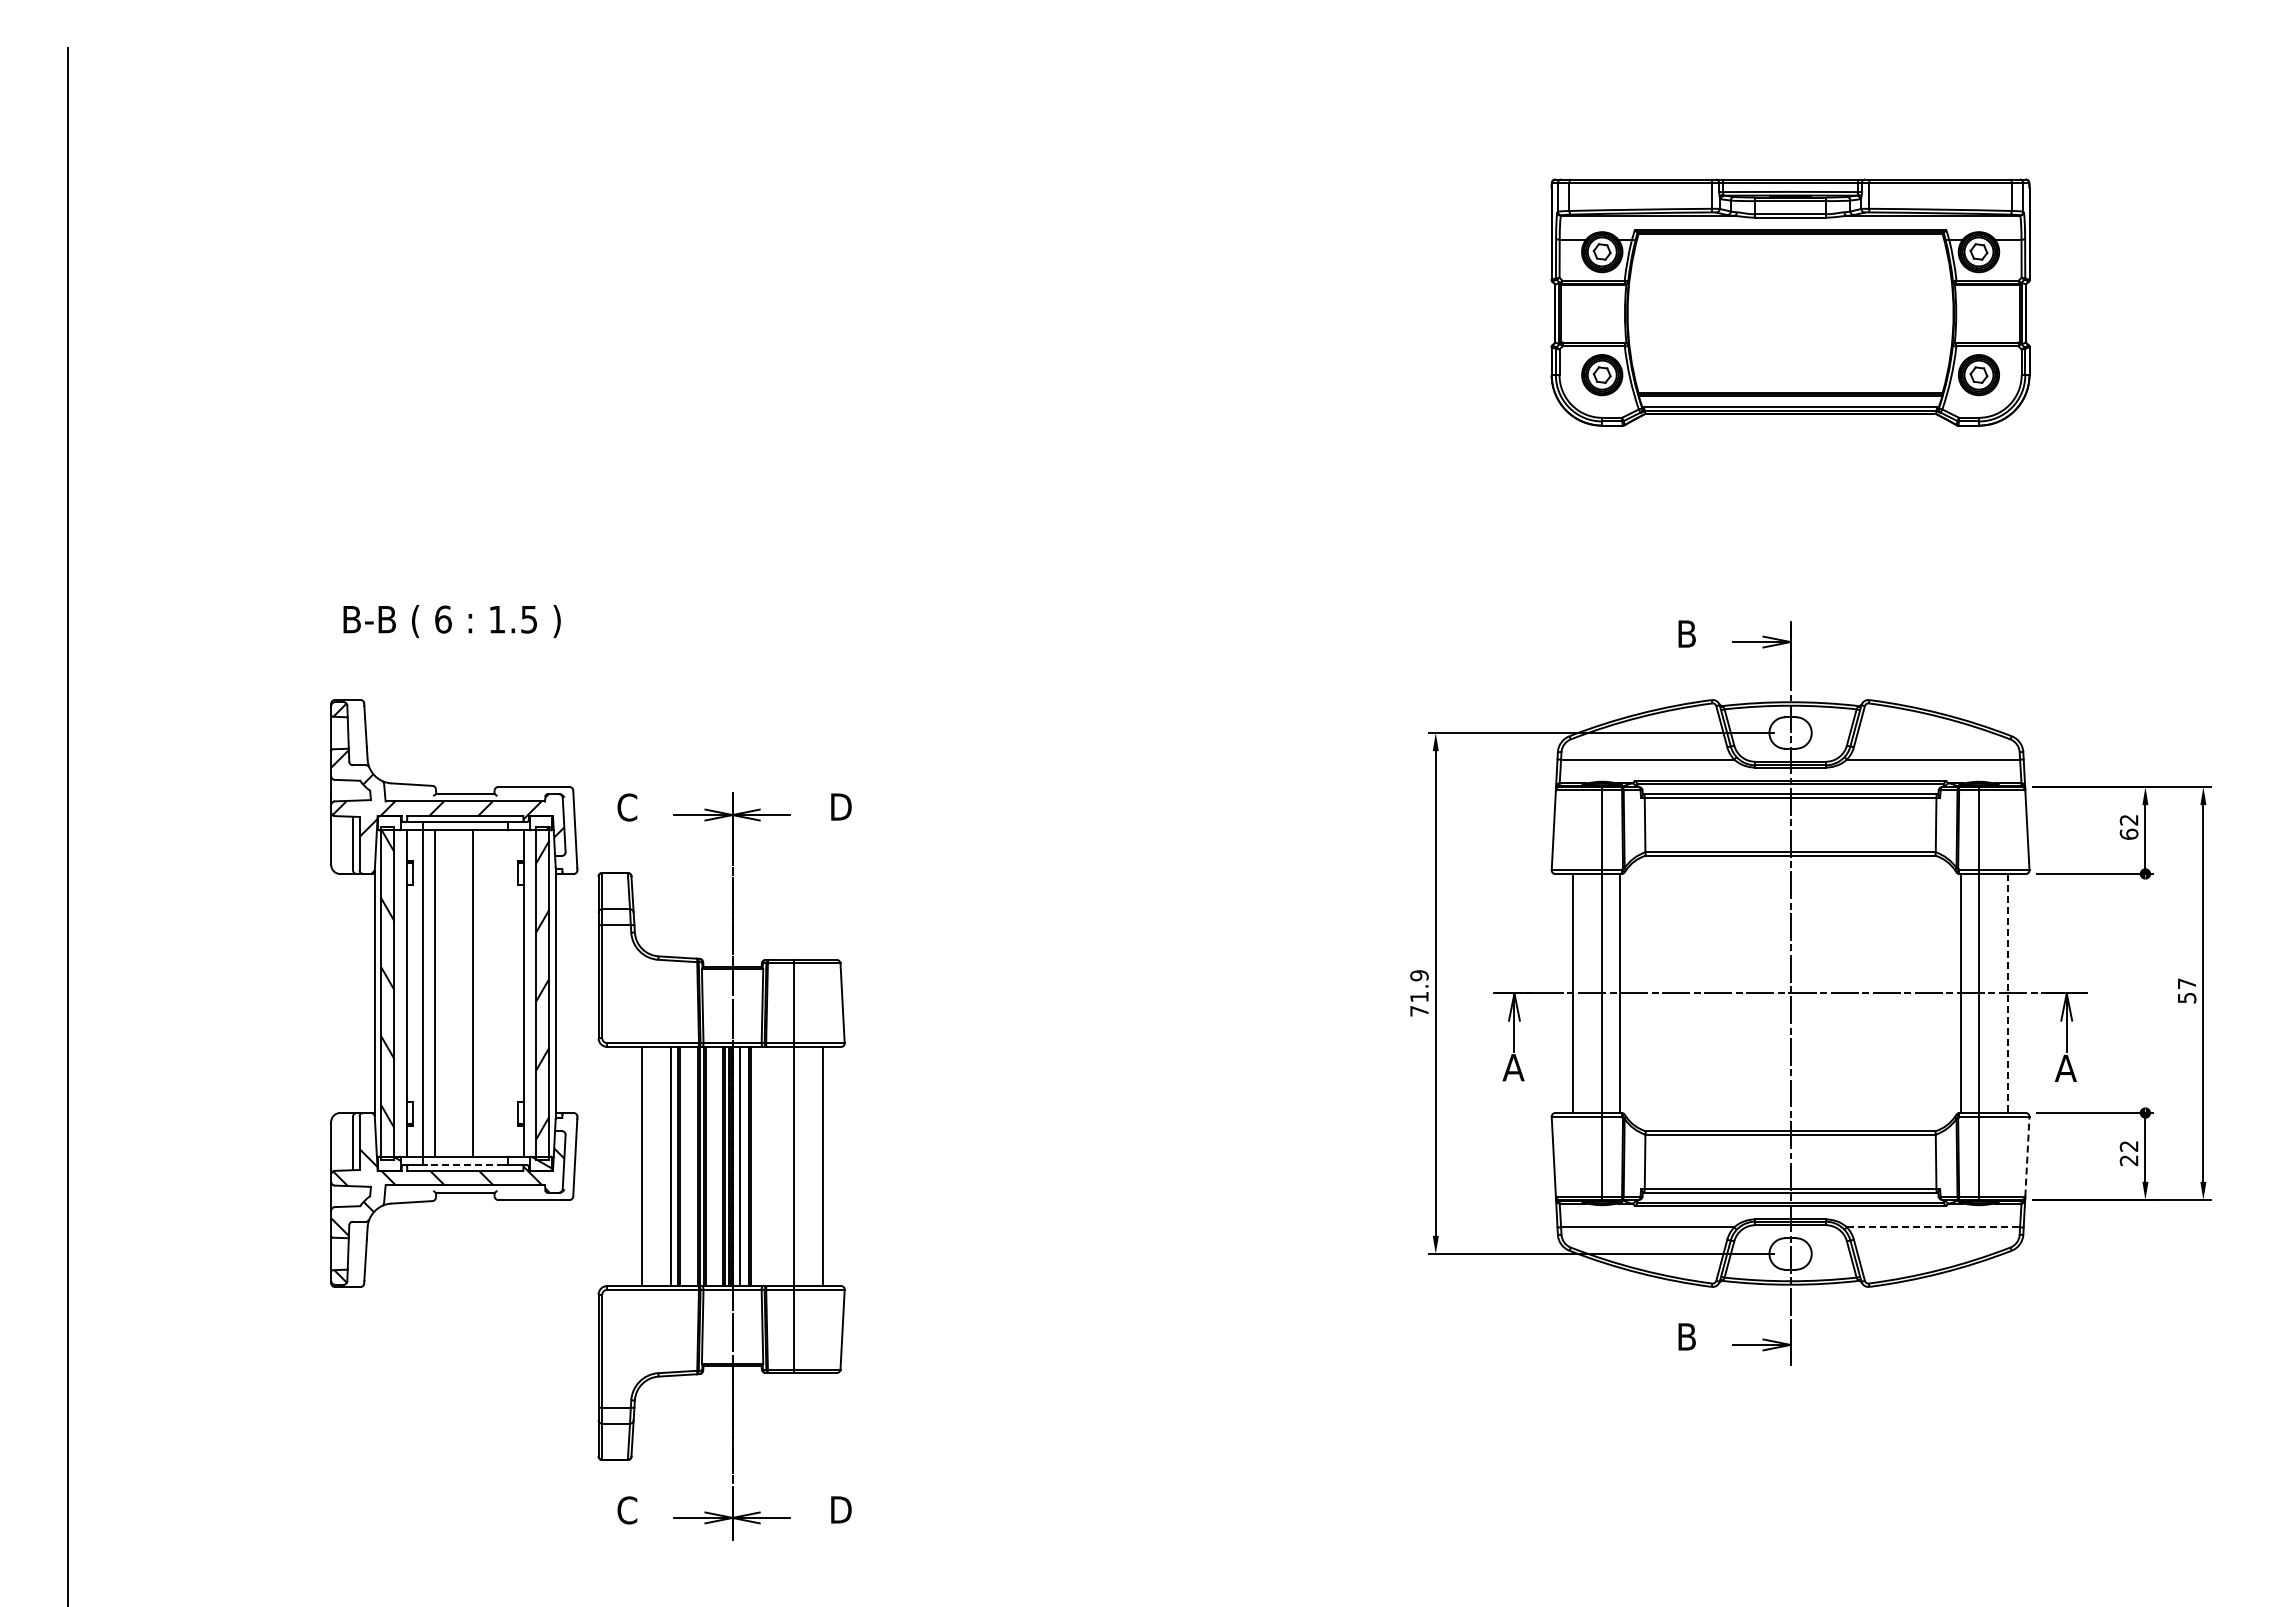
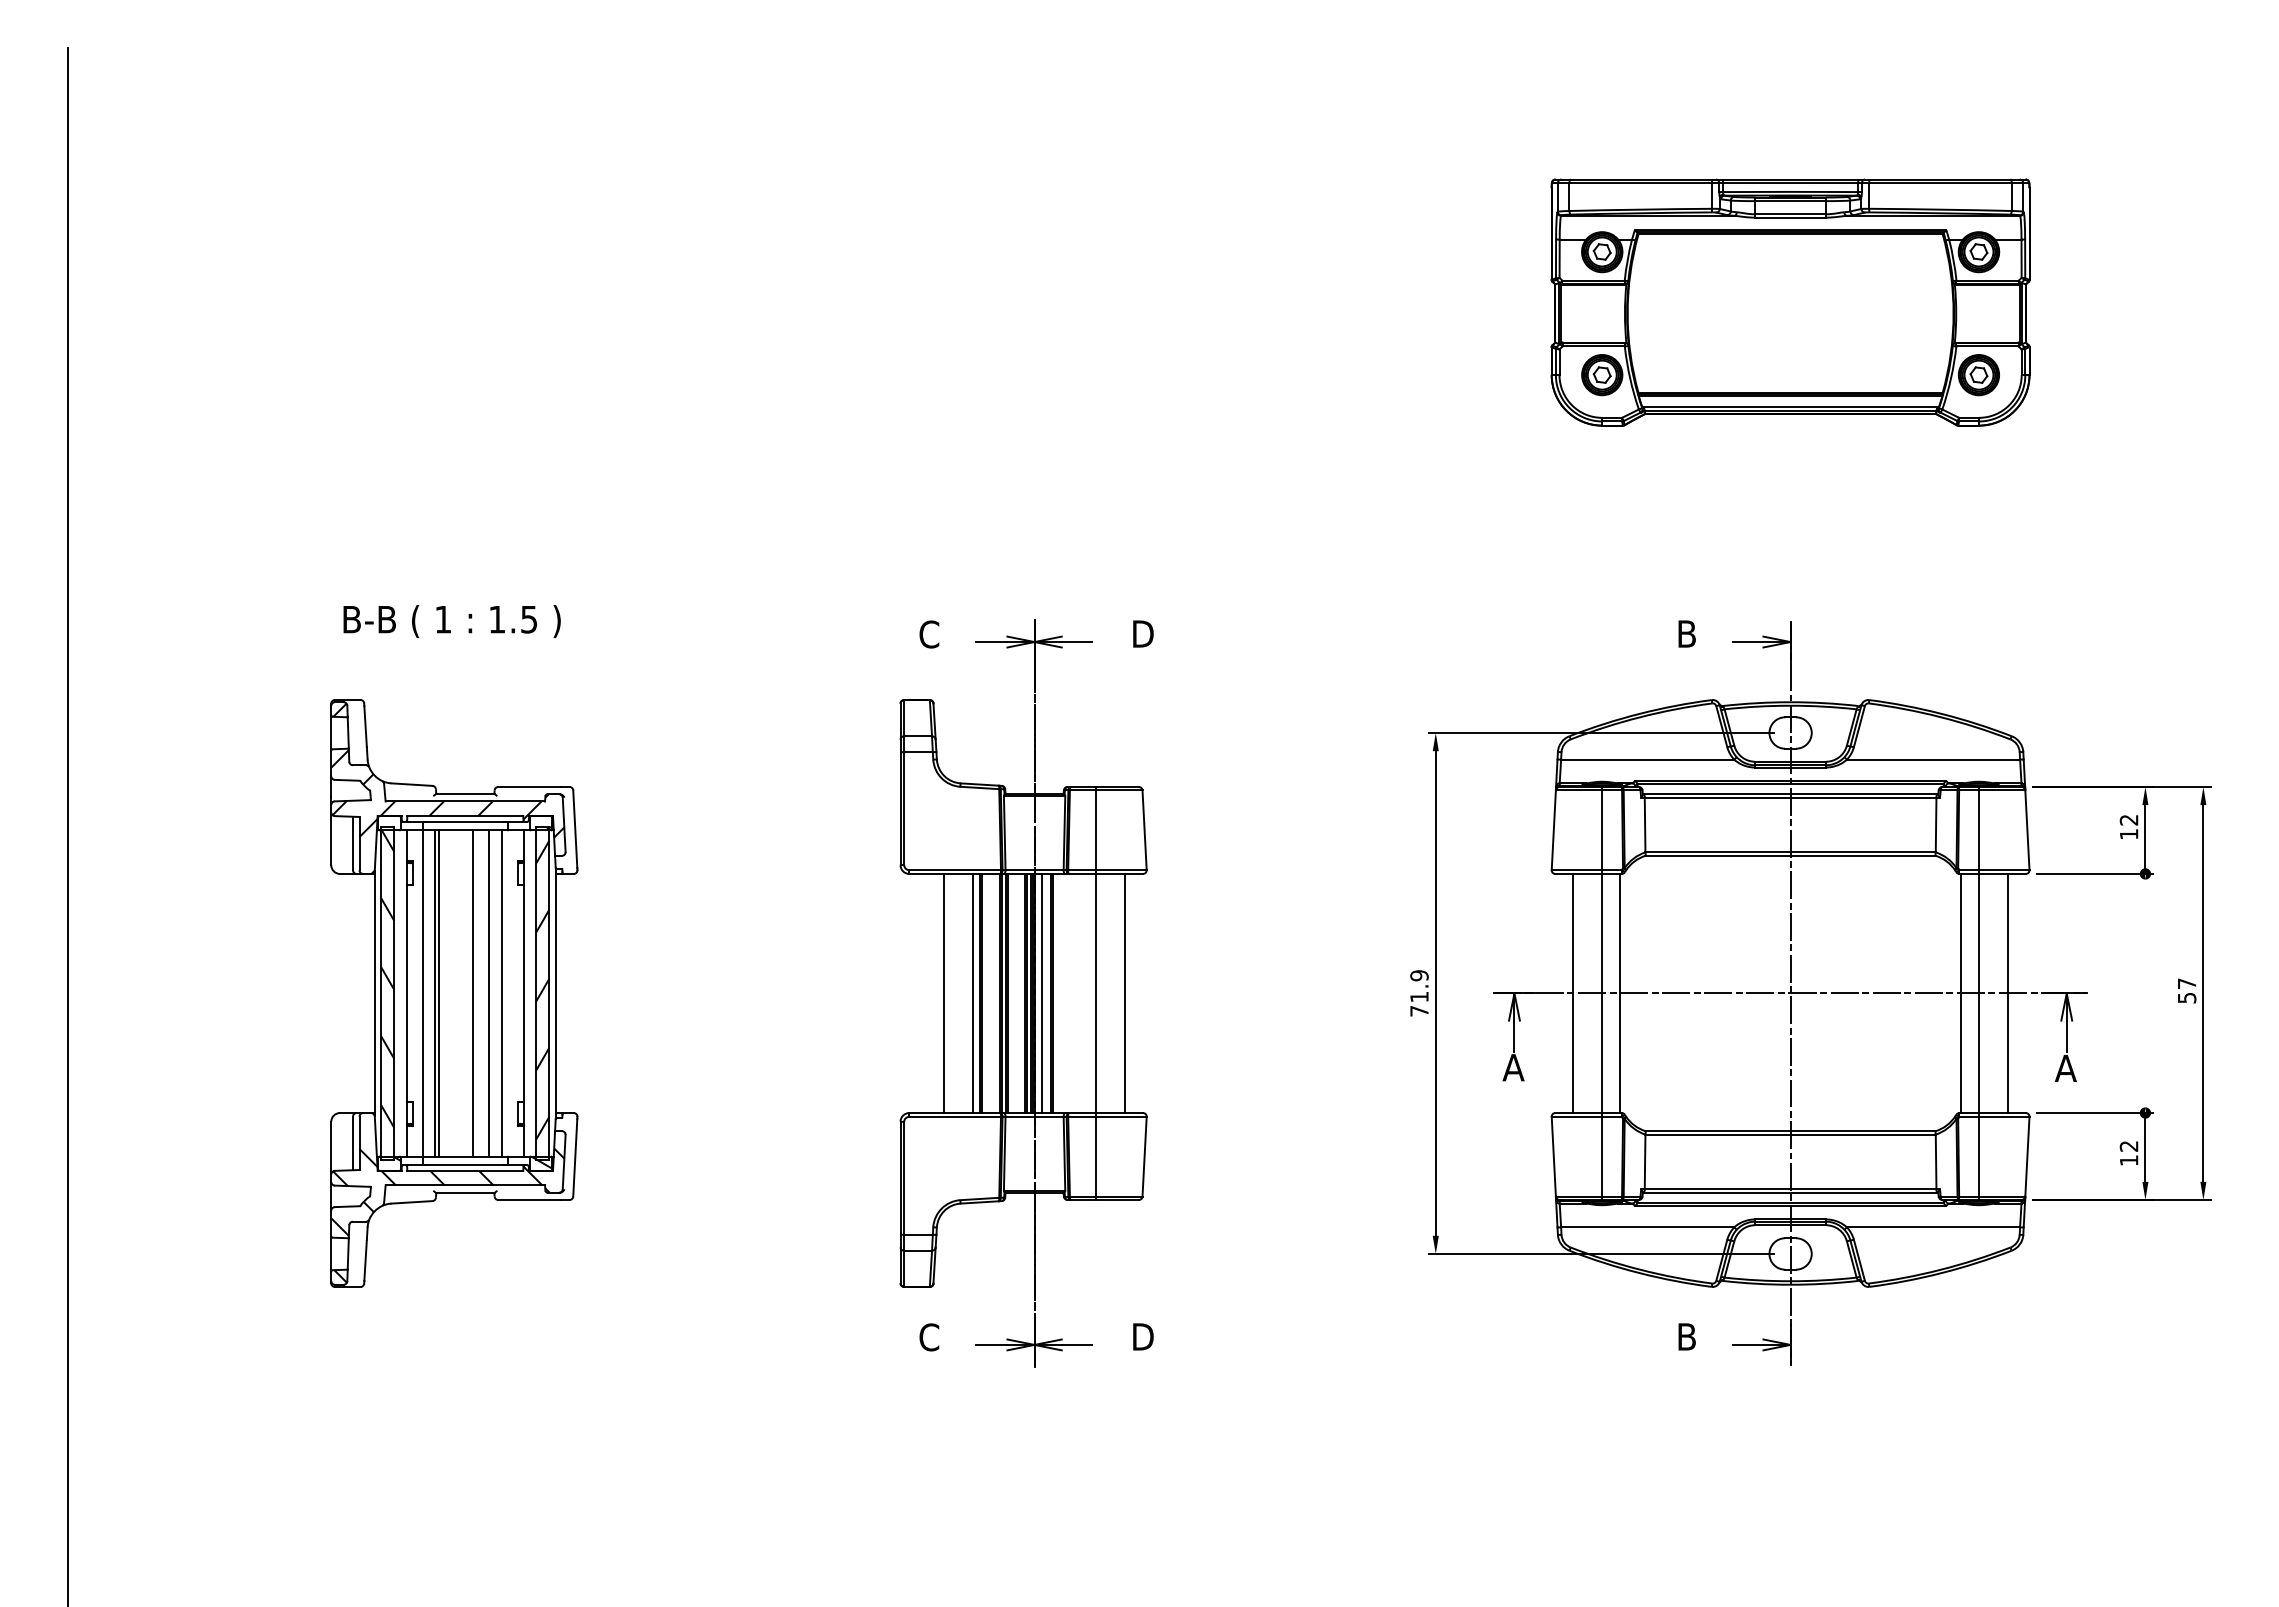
text: 6 -> 1 (443, 619)
text: 62 -> 12 (2128, 833)
line: none -> present (439, 993)
line: none -> present (489, 993)
line: none -> present (501, 993)
line: dashed -> solid (2007, 993)
line: dashed -> solid (2027, 1156)
text: 22 -> 12 (2128, 1160)
line: dashed -> solid (465, 1165)
part position: (724, 1166) -> (1026, 993) (1026, 993)
line: dashed -> solid (1933, 1227)
